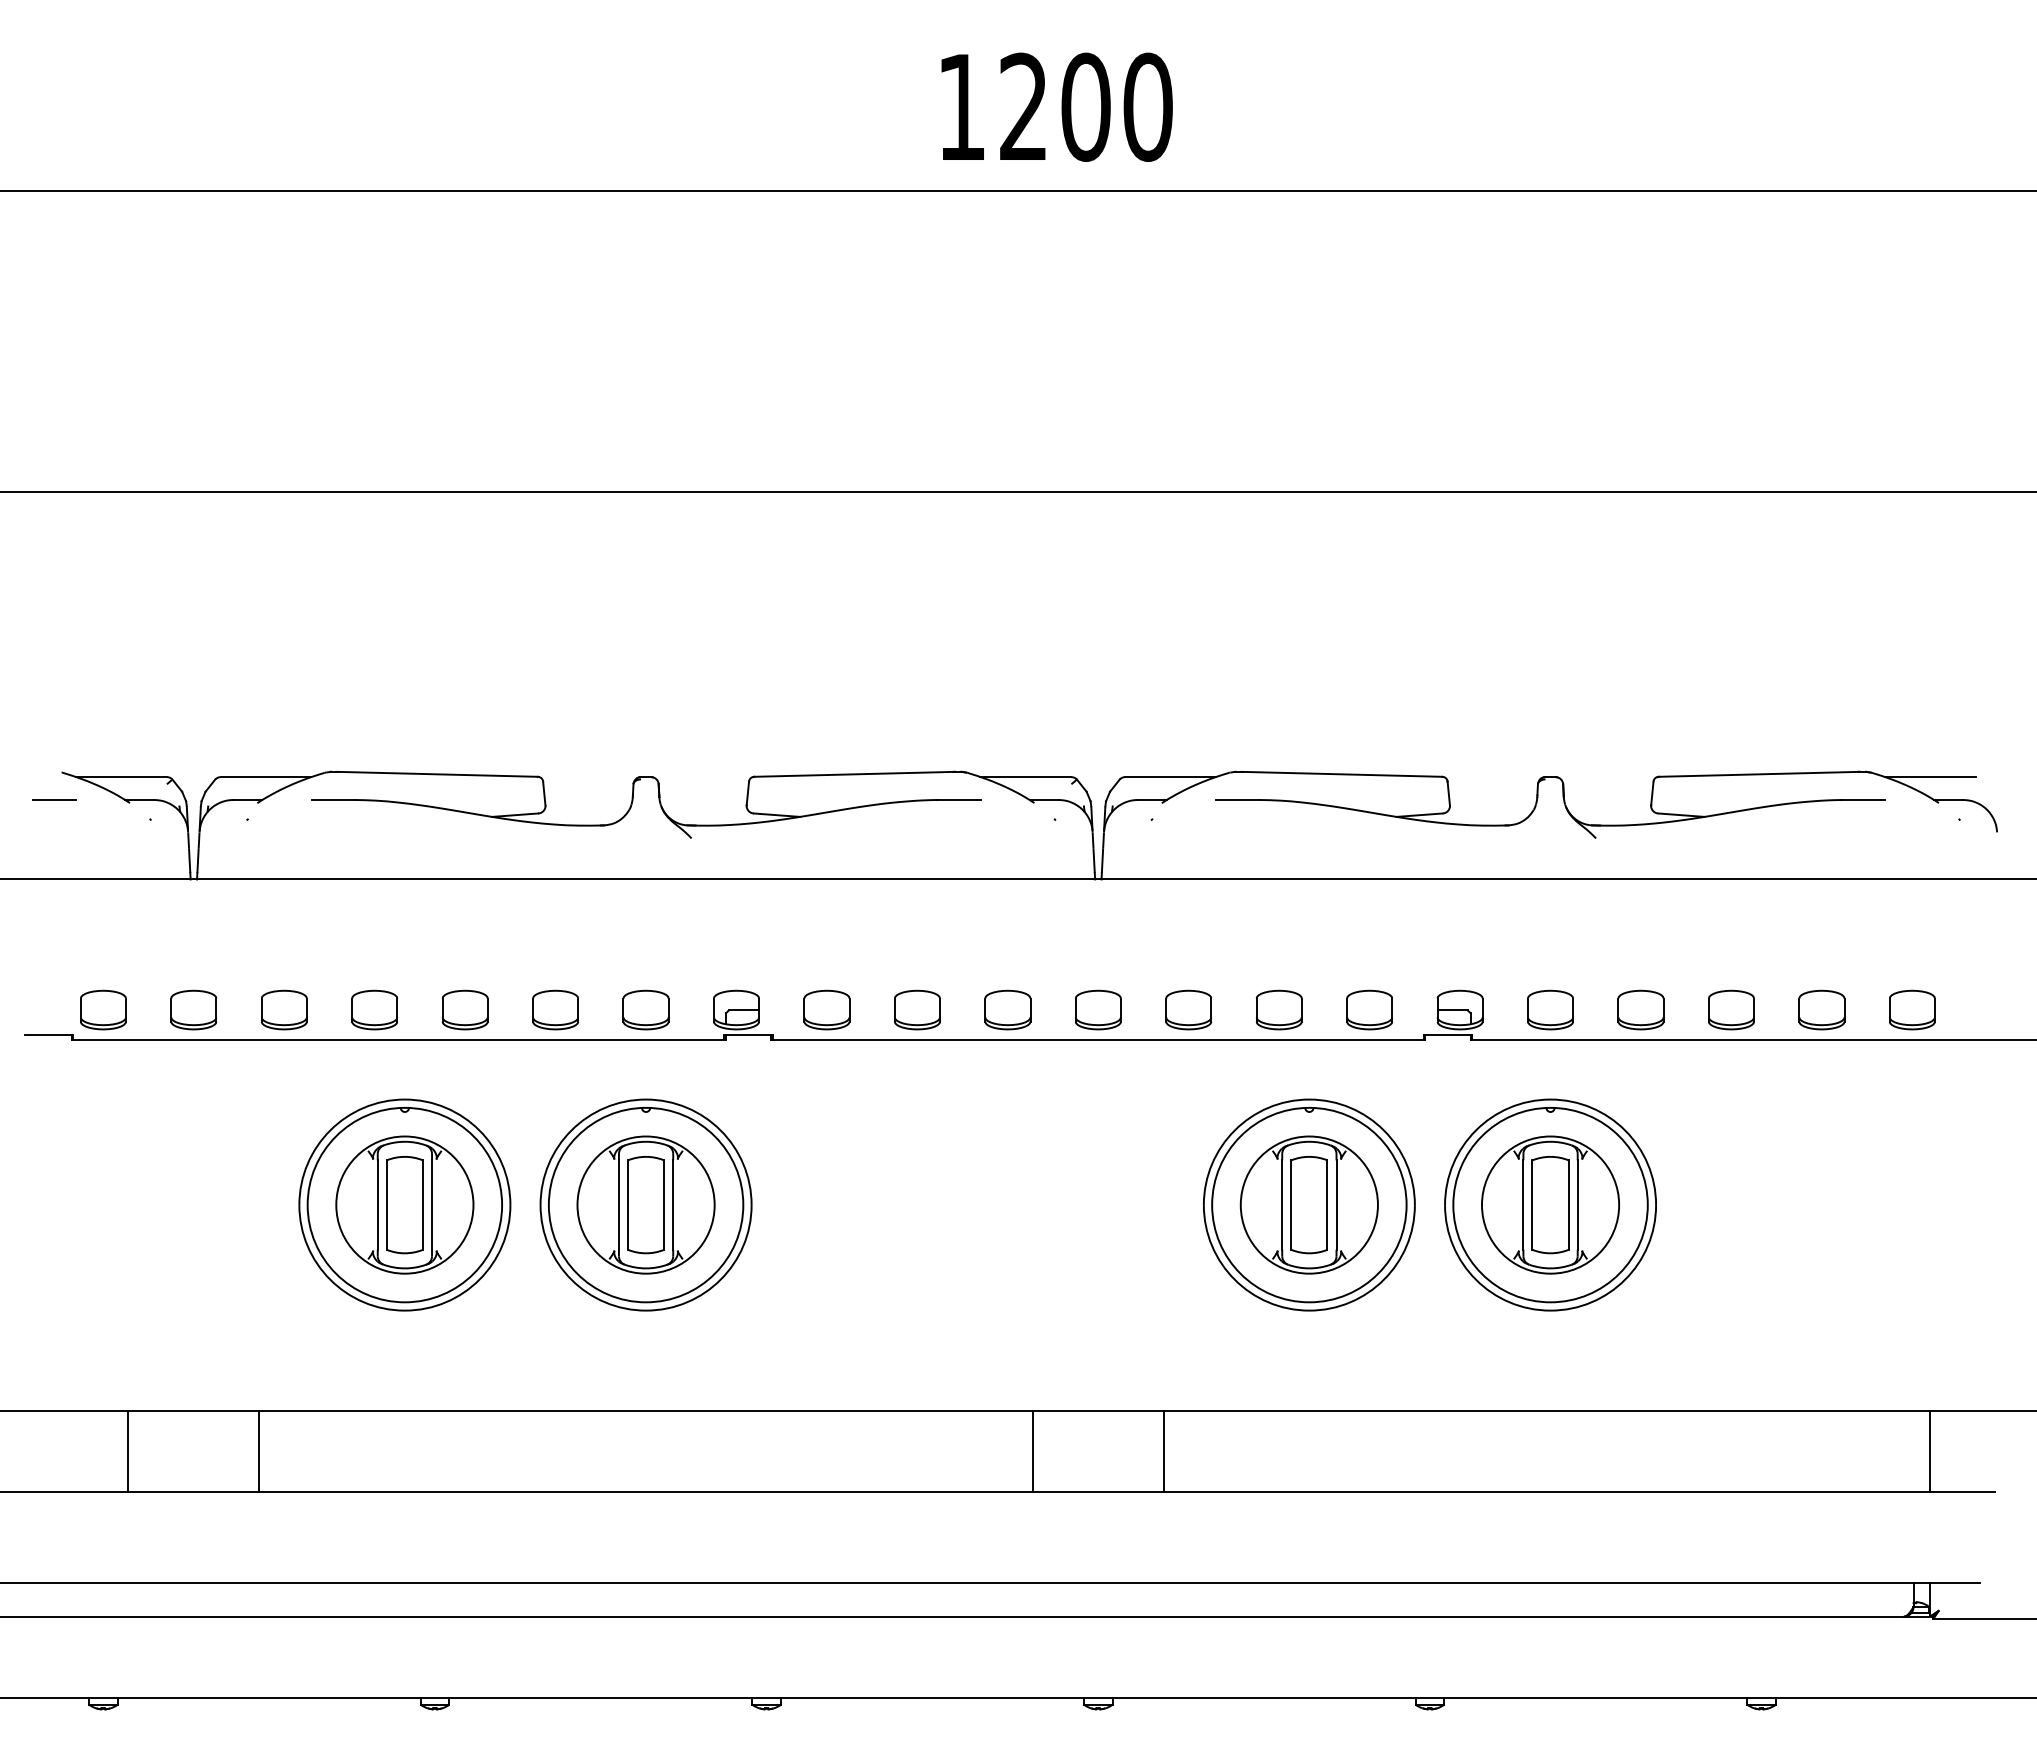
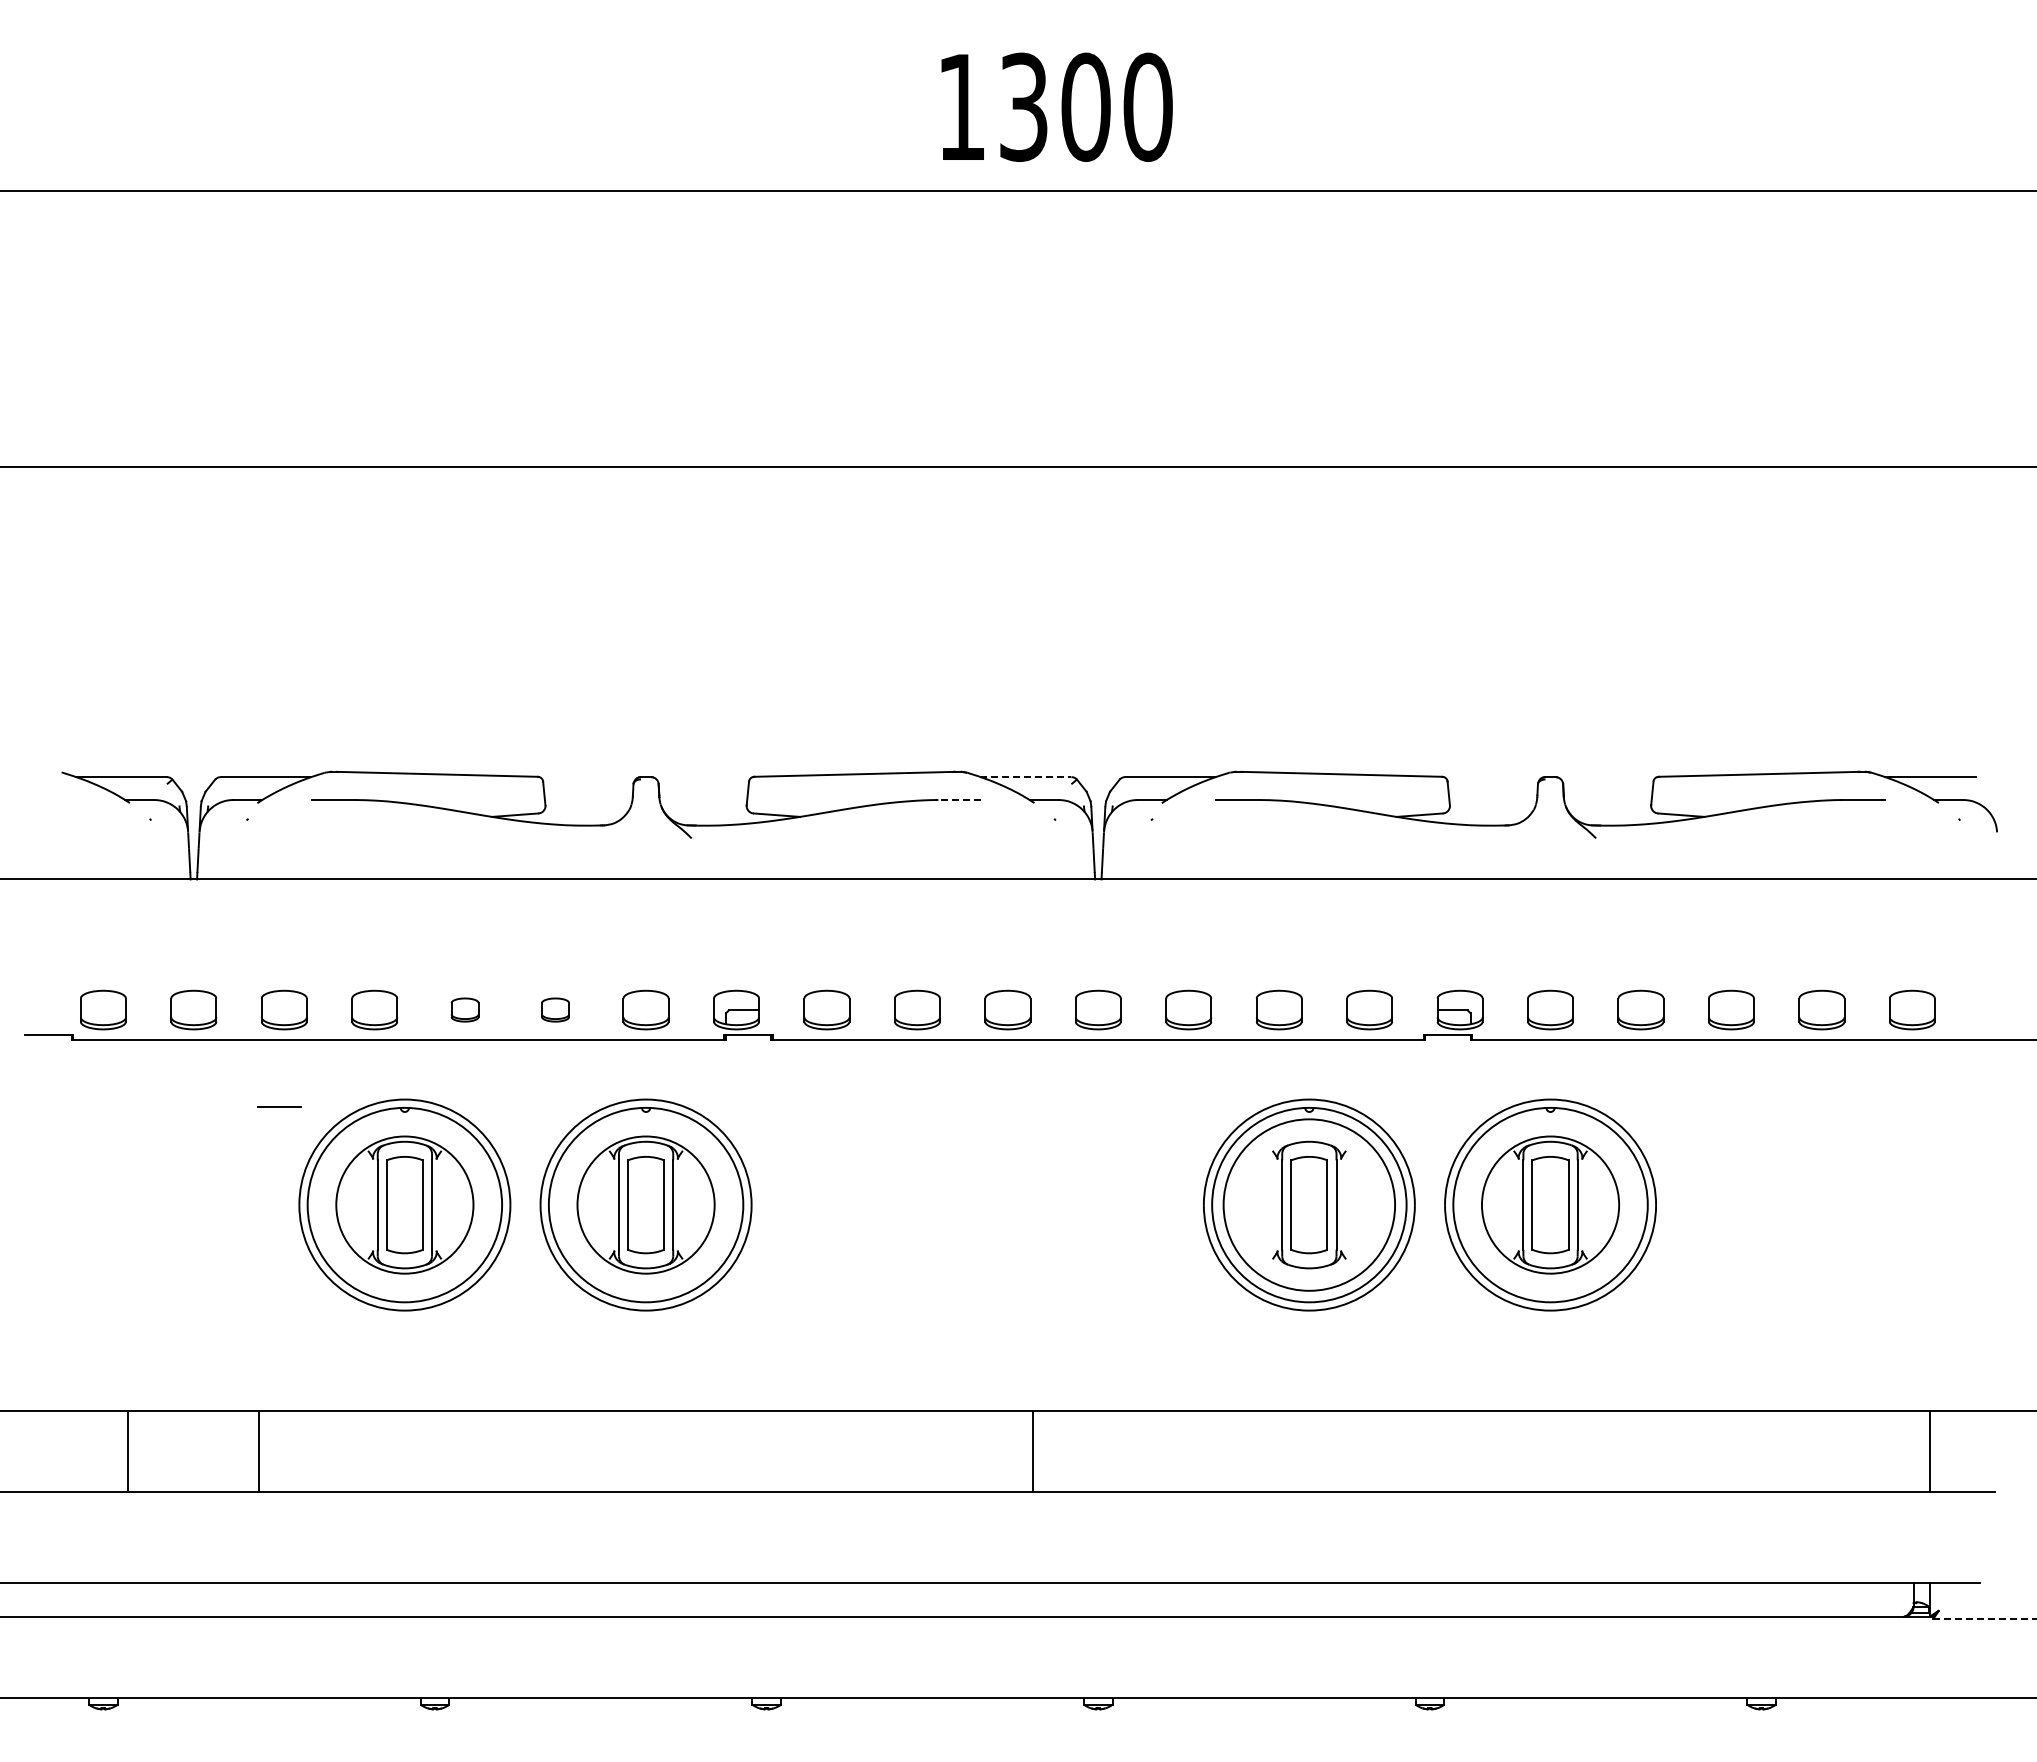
text: 1200 -> 1300 (1023, 106)
line position: (1017, 492) -> (1017, 467) (1017, 467)
line: solid -> dashed (1025, 777)
line position: (54, 799) -> (279, 1106) (279, 1106)
line: solid -> dashed (958, 799)
part size: 48x42 px -> 30x26 px (464, 1009)
part size: 47x42 px -> 29x26 px (555, 1009)
circle diameter: 137 px -> 171 px (1309, 1204)
line: present -> none (1163, 1451)
line: solid -> dashed (1984, 1619)
